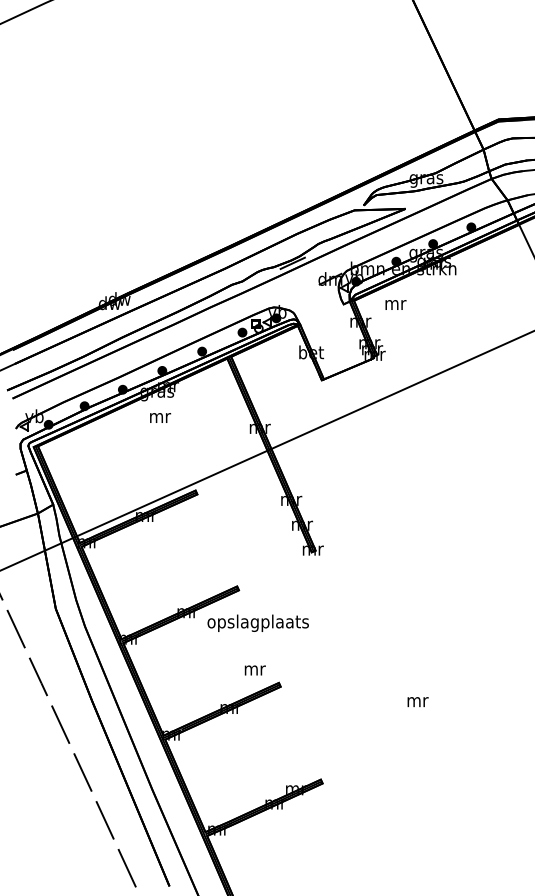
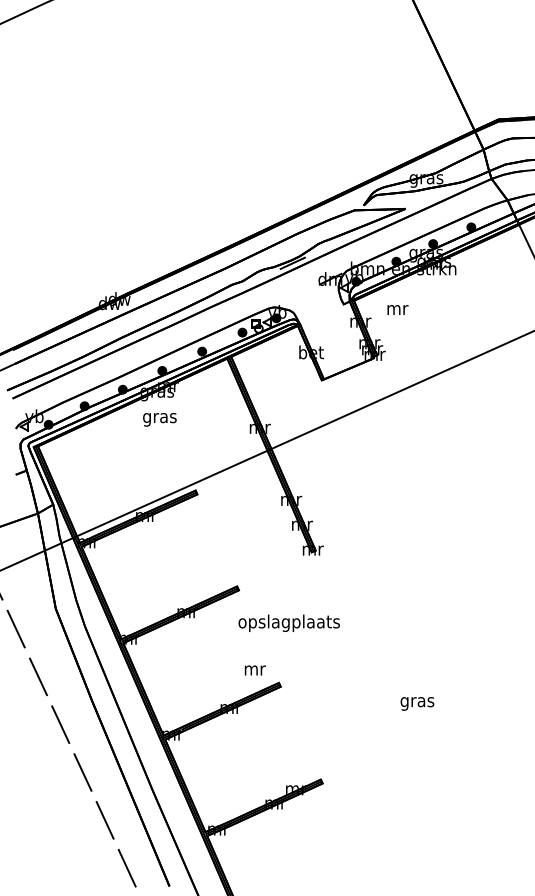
text position: (395, 304) -> (397, 309) (397, 309)
text: mr -> gras (159, 419)
text position: (257, 622) -> (288, 622) (288, 622)
text: mr -> gras (417, 703)
